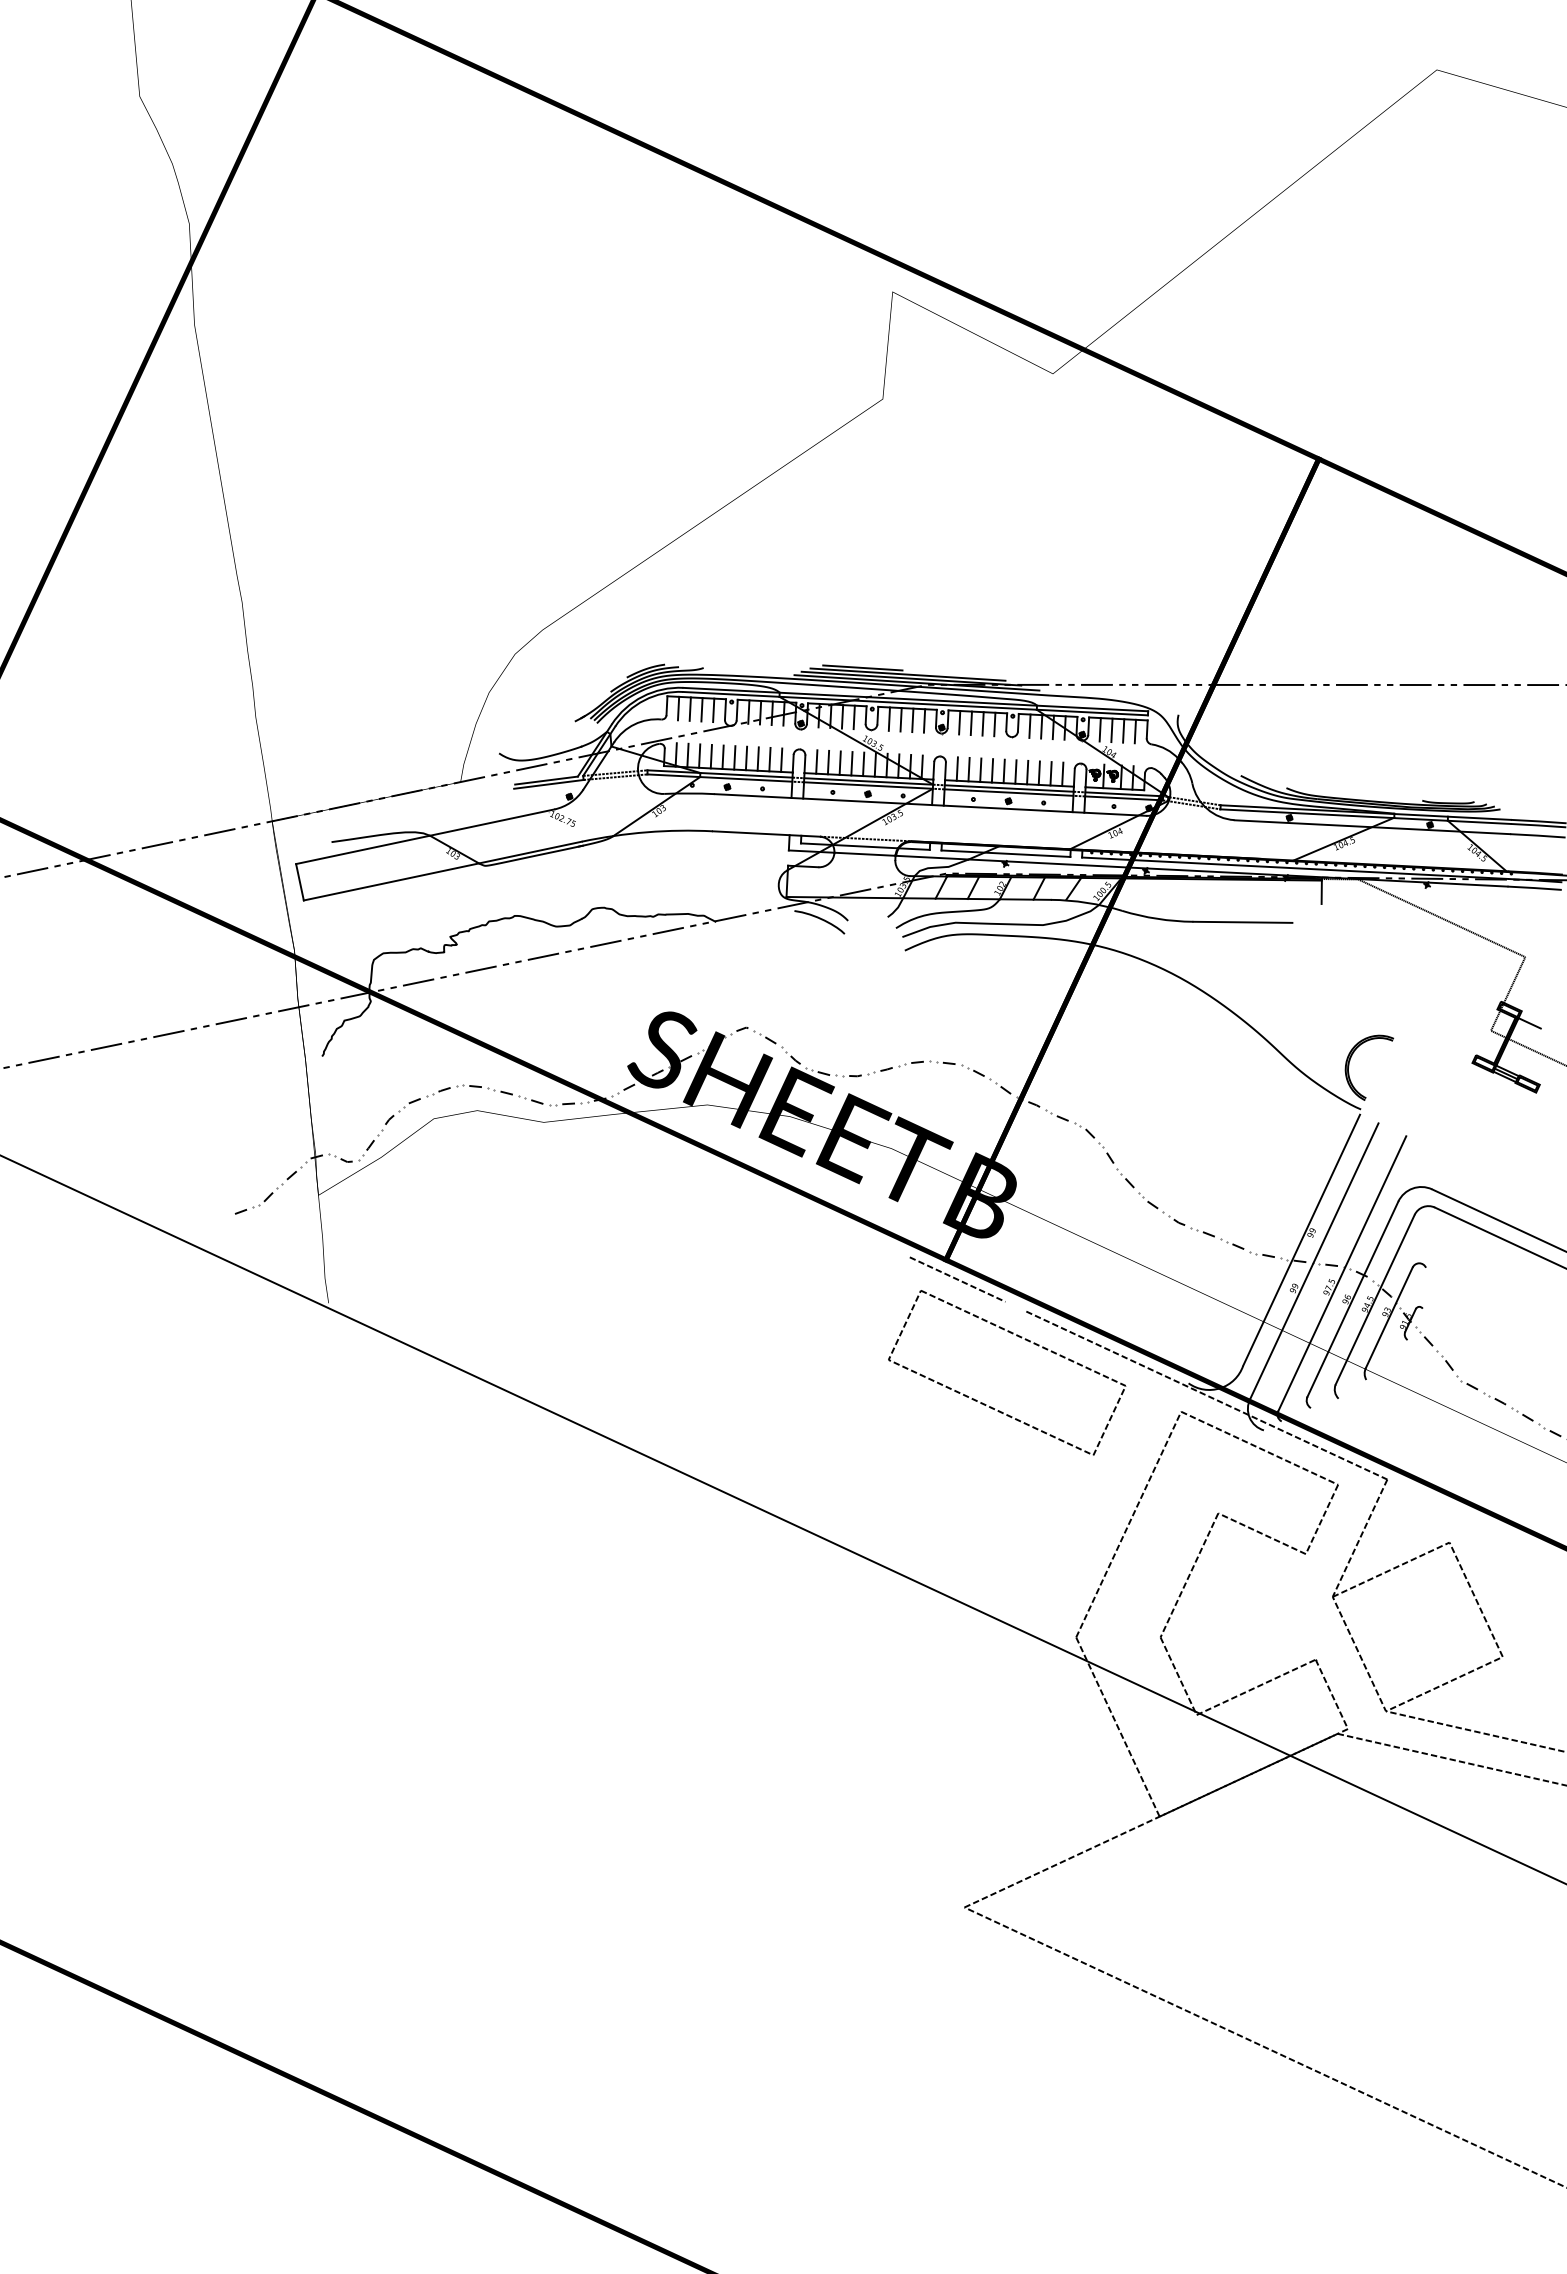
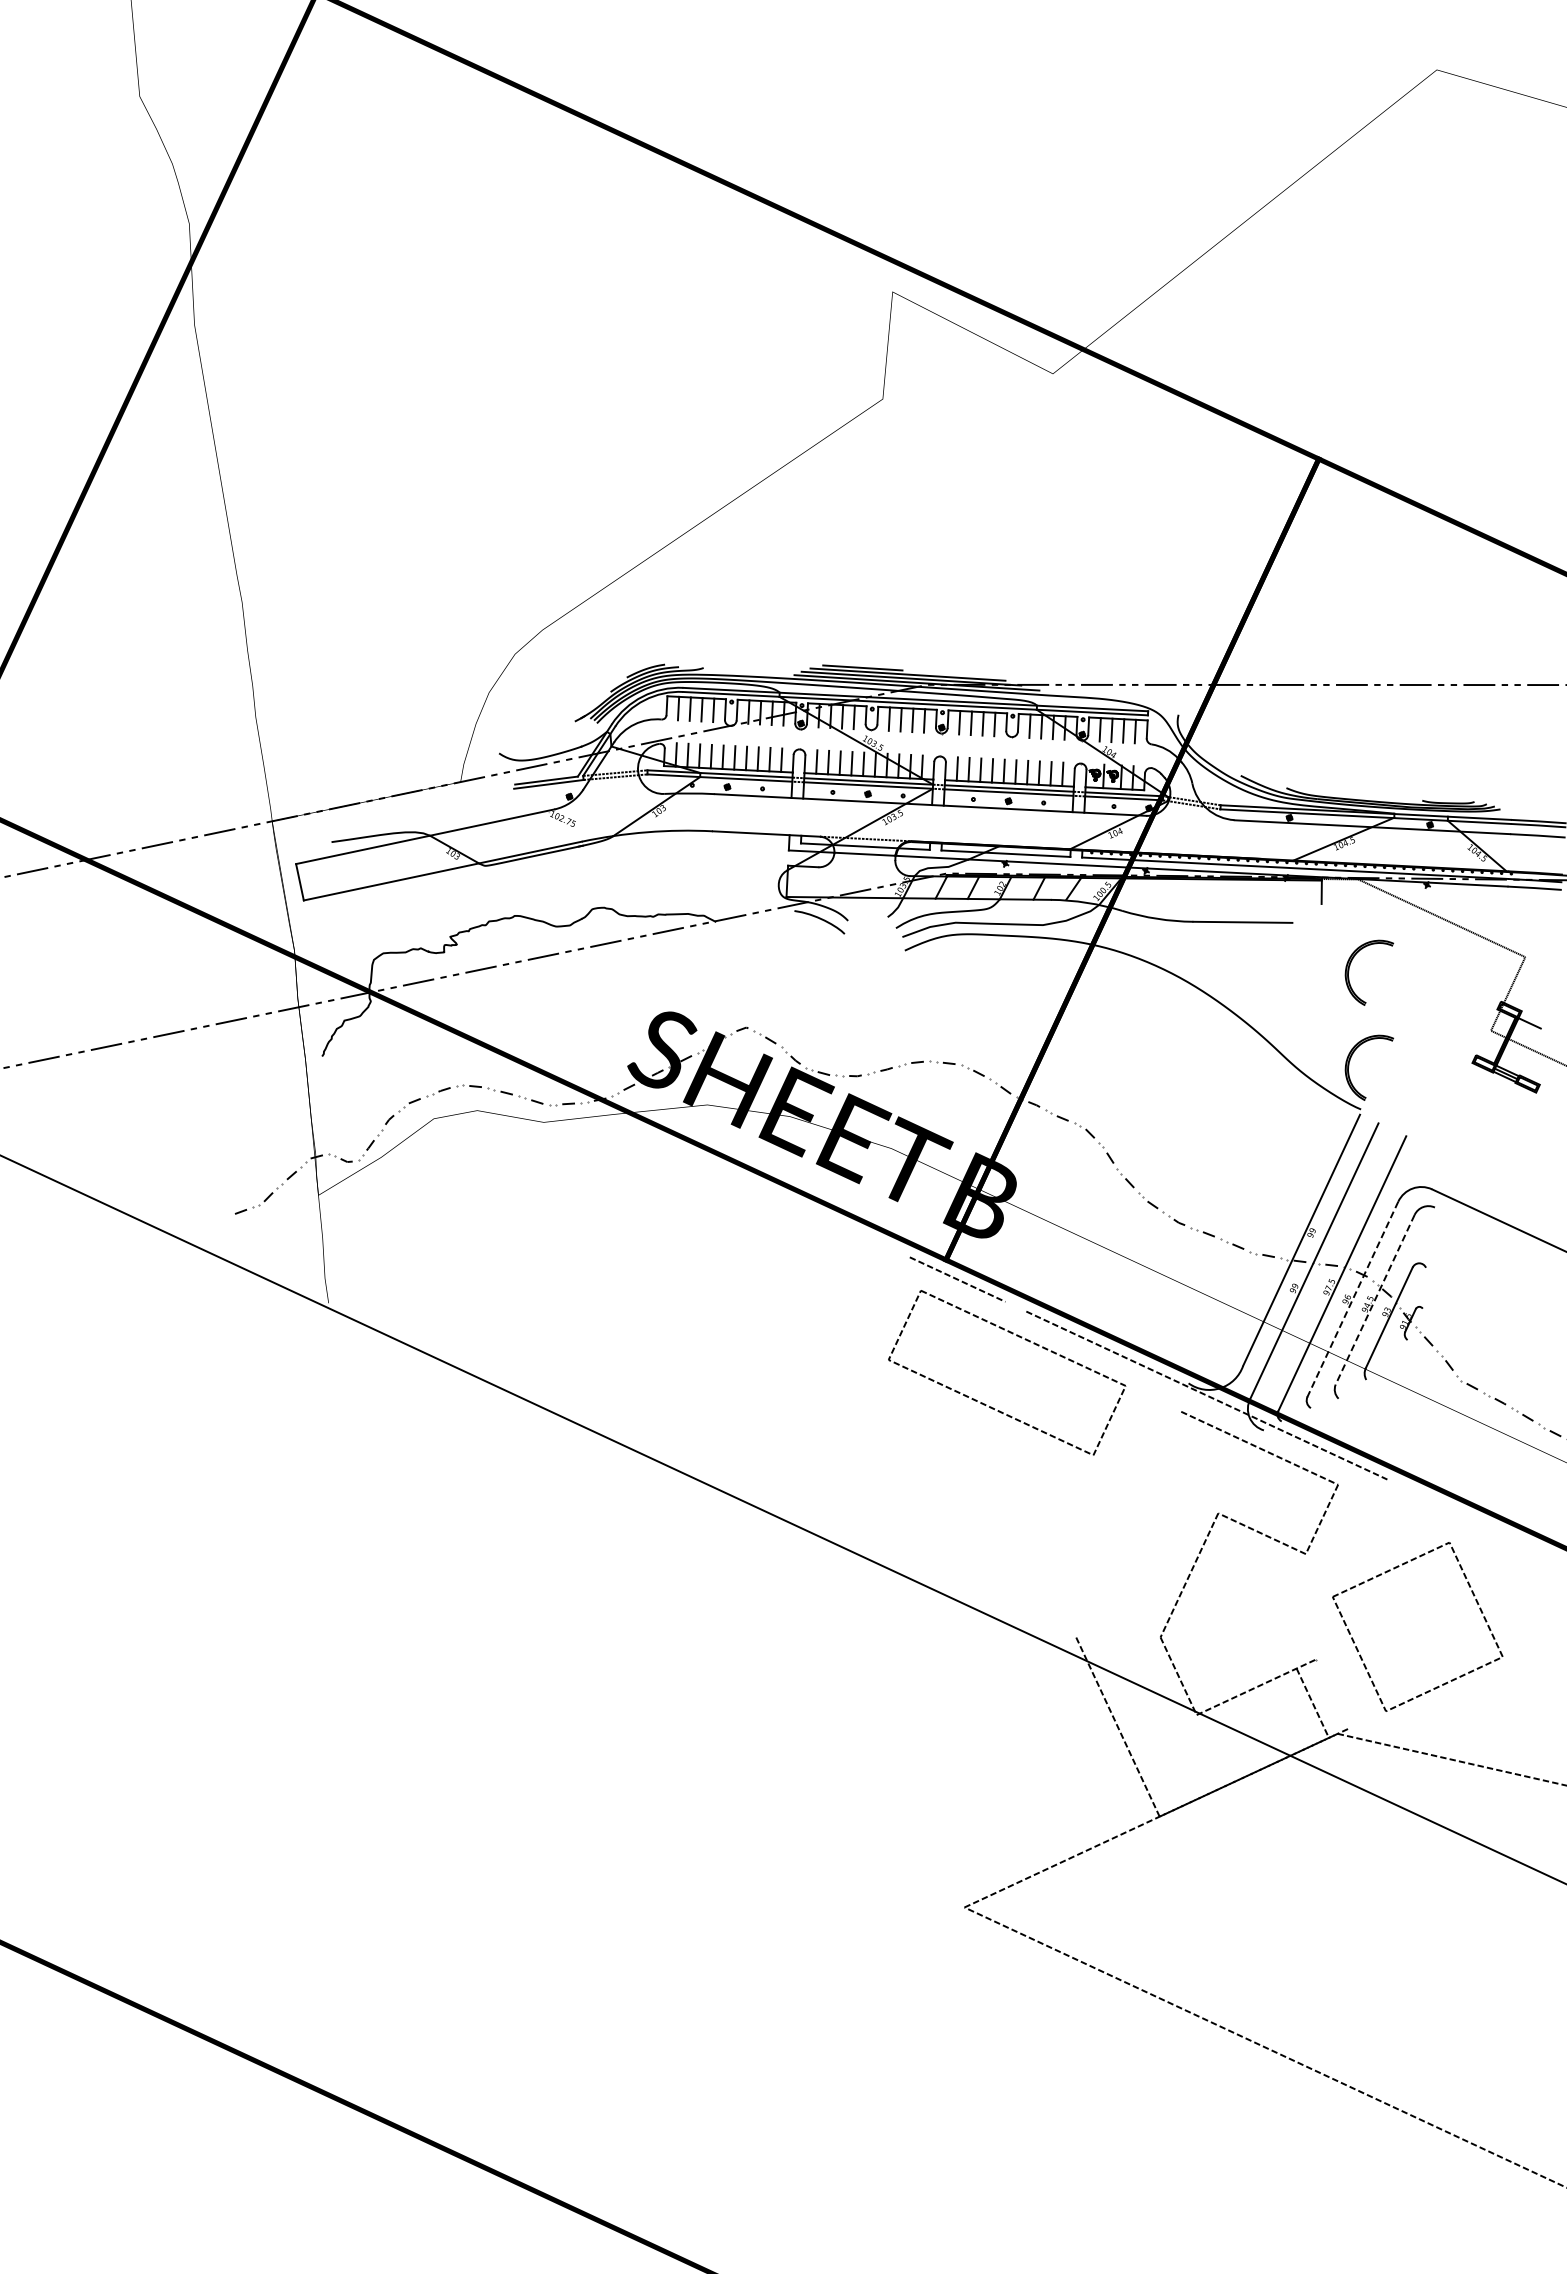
part: none -> present (1349, 971)
line: present -> none (1498, 1237)
line: solid -> dashed (1352, 1299)
line: solid -> dashed (1375, 1299)
line: present -> none (1128, 1524)
line: present -> none (1359, 1537)
line position: (1331, 1694) -> (1312, 1703) (1312, 1703)
line: present -> none (1474, 1731)
